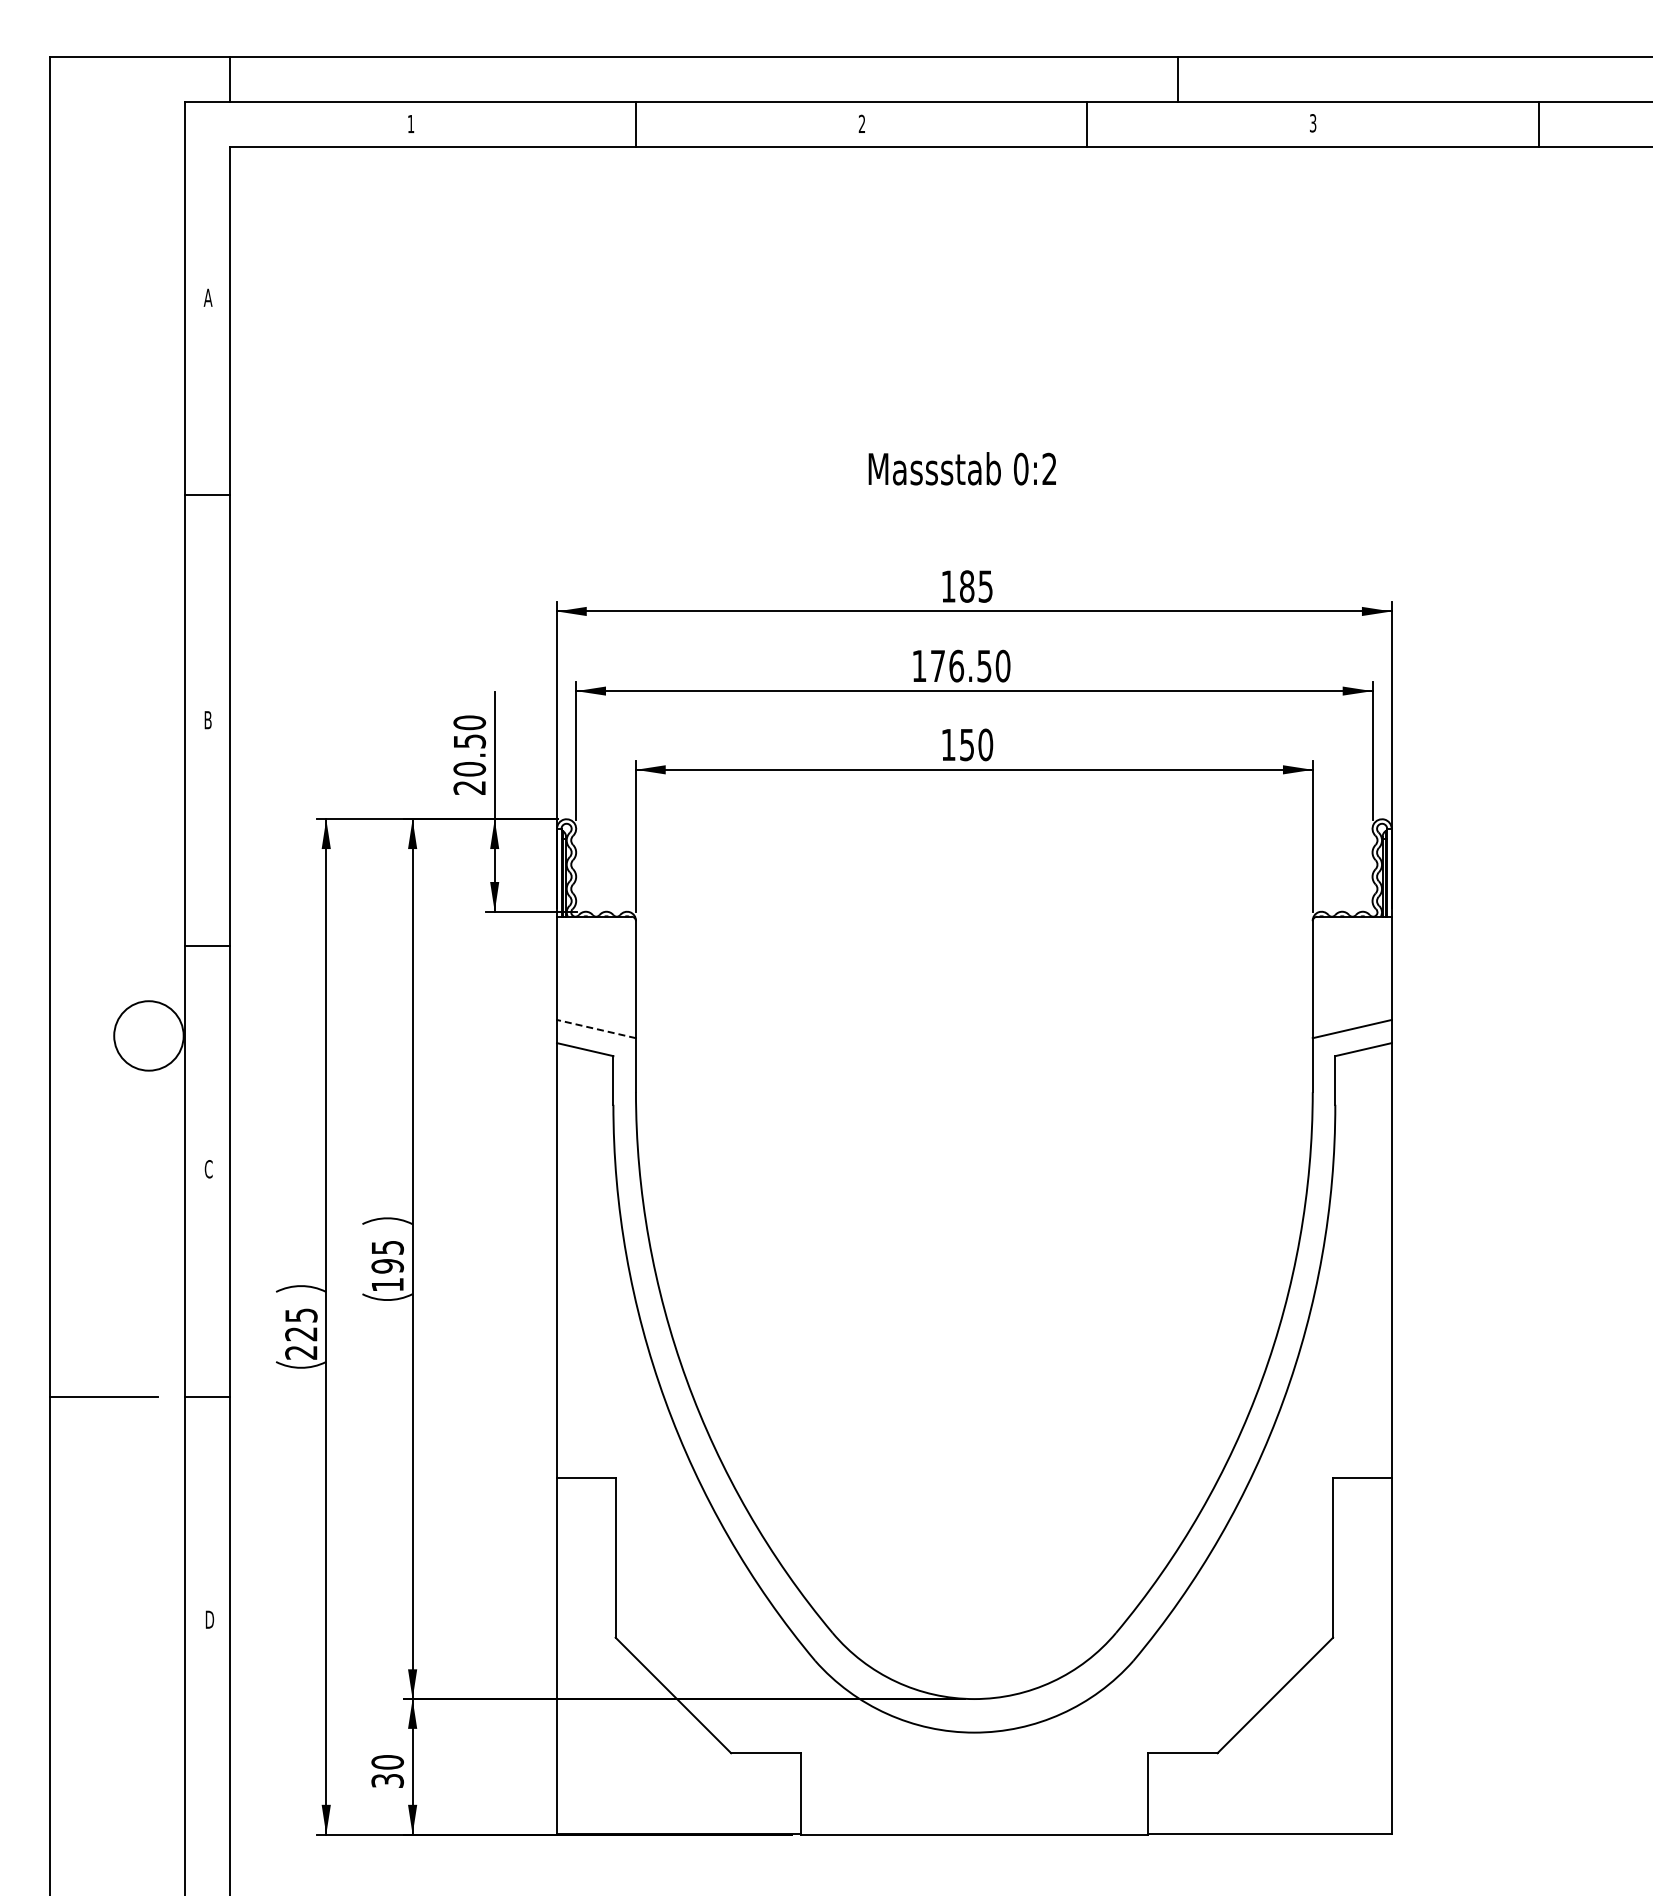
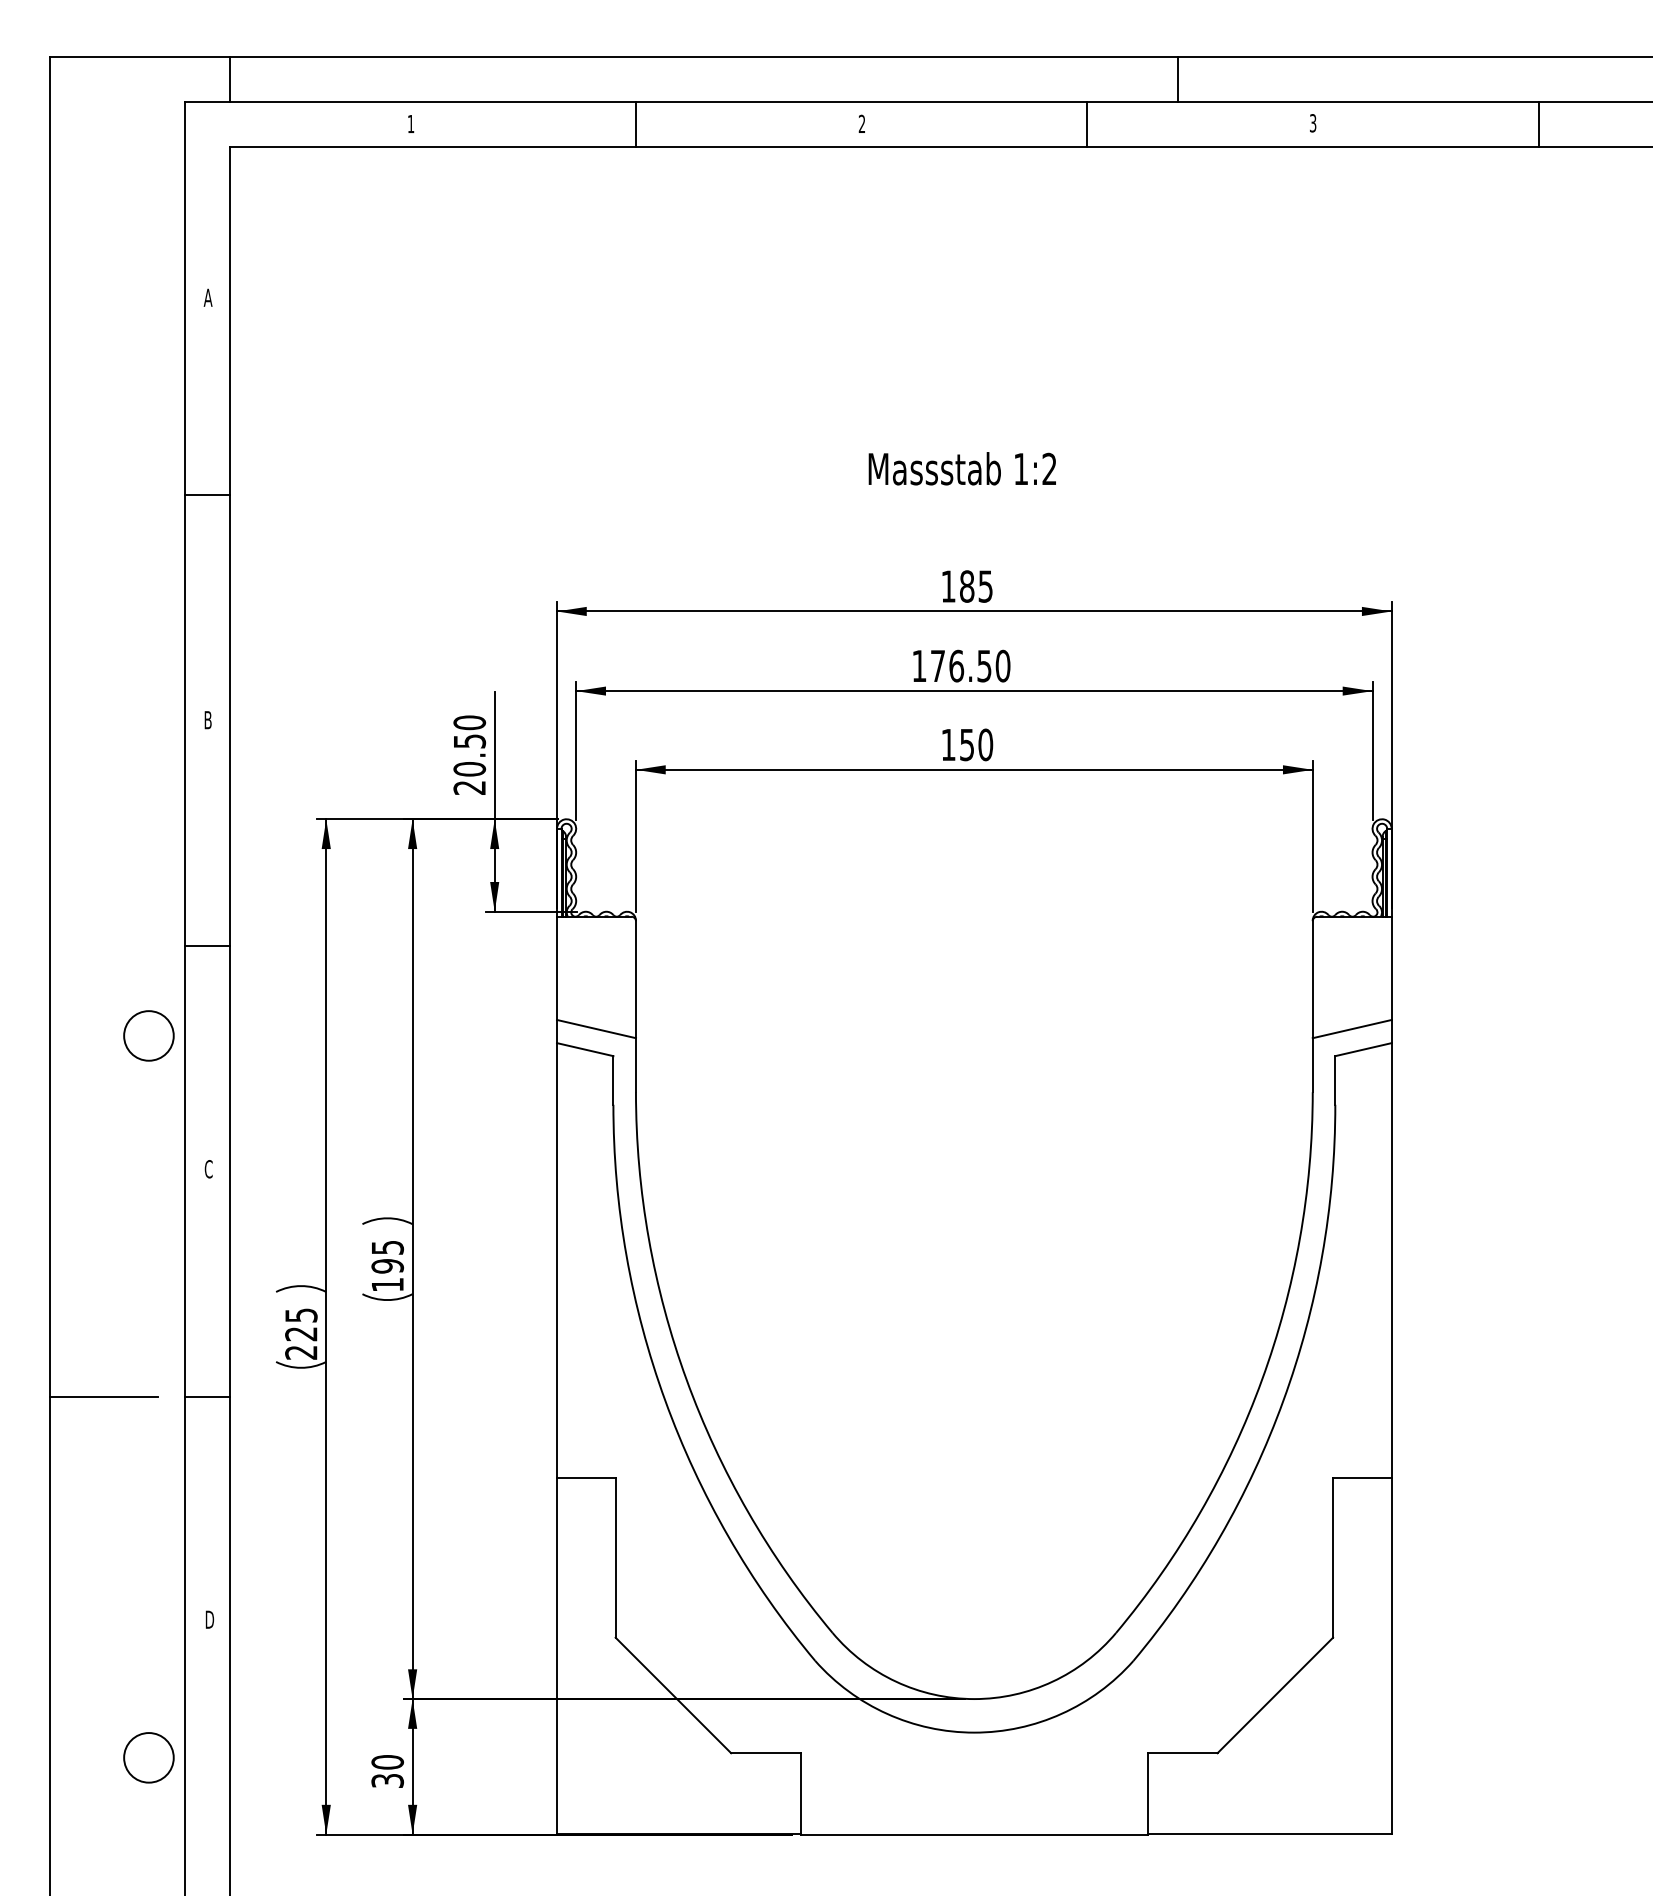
text: 0:2 -> 1:2 (1020, 468)
line: dashed -> solid (596, 1029)
circle diameter: 69 px -> 50 px (148, 1035)
circle: none -> present (148, 1757)
